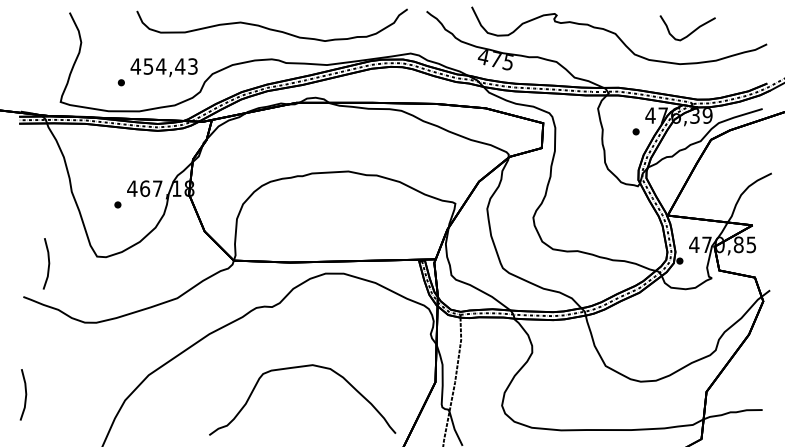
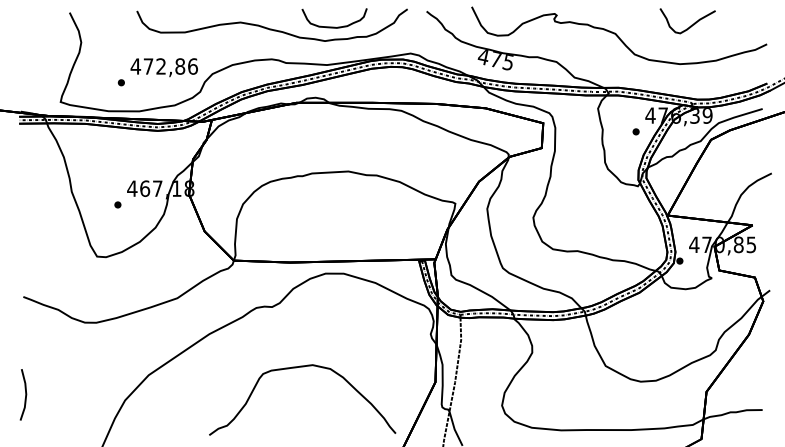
curve: none -> present (334, 26)
curve position: (691, 31) -> (691, 24) (691, 24)
text: 454,43 -> 472,86 (170, 66)
line: present -> none (48, 263)
